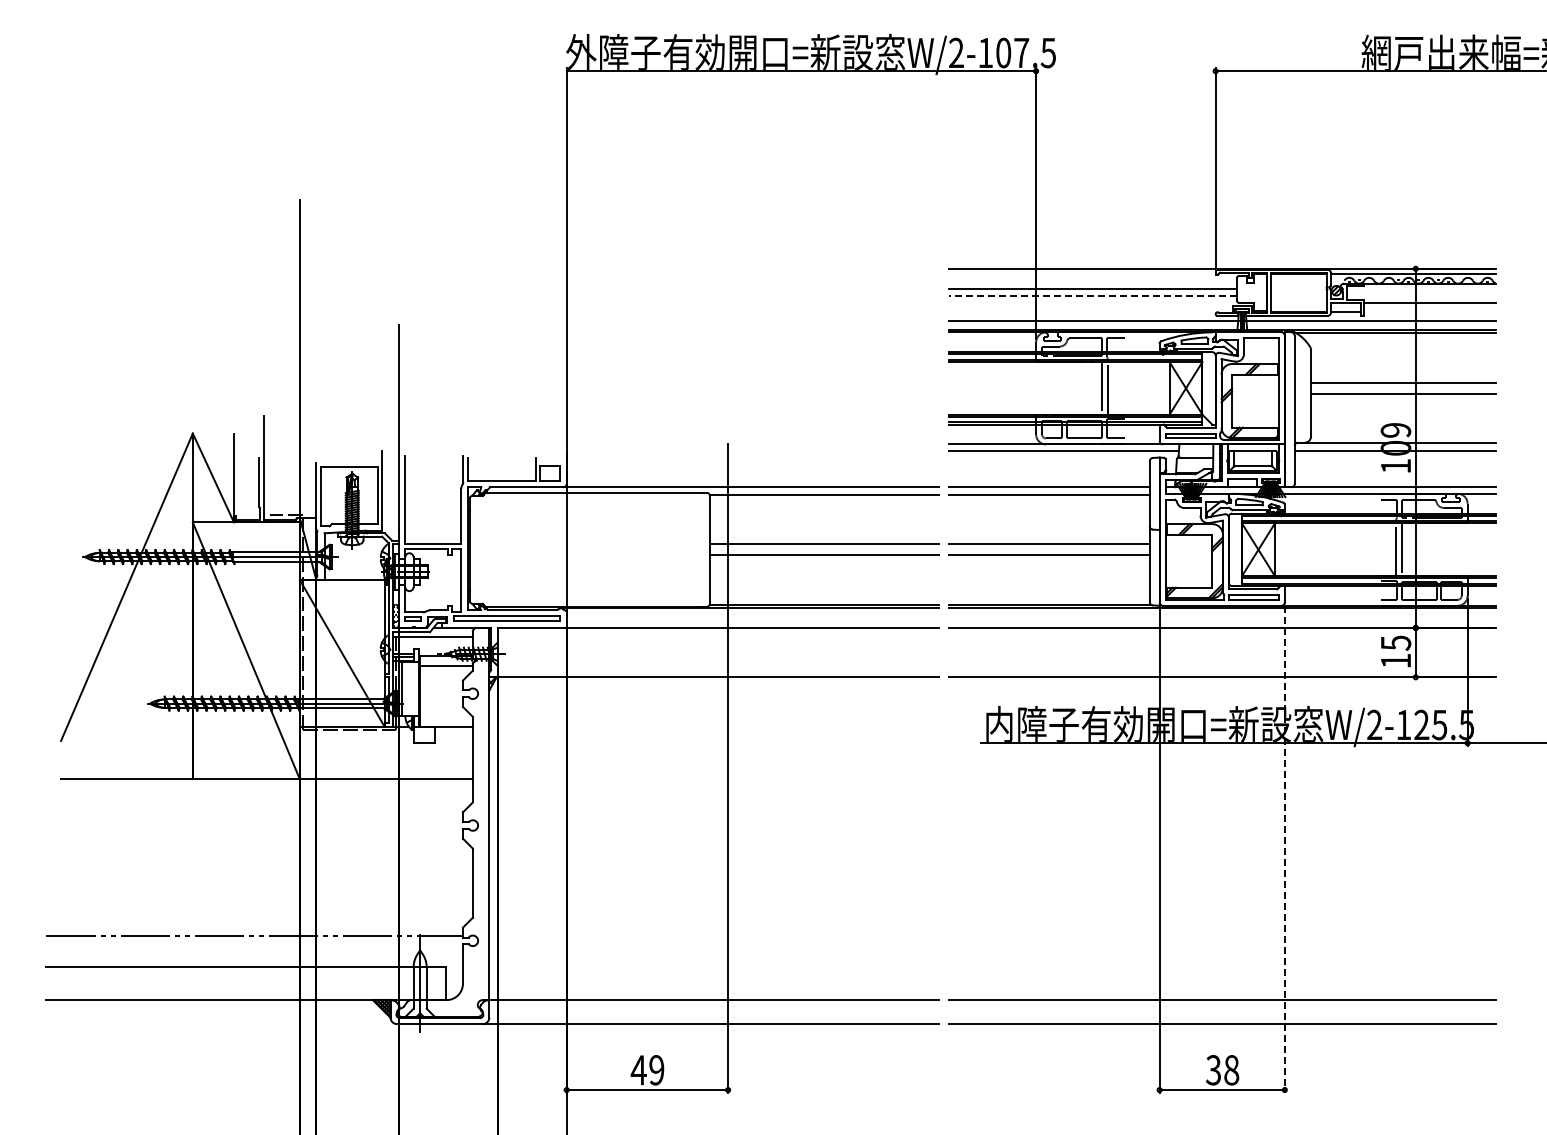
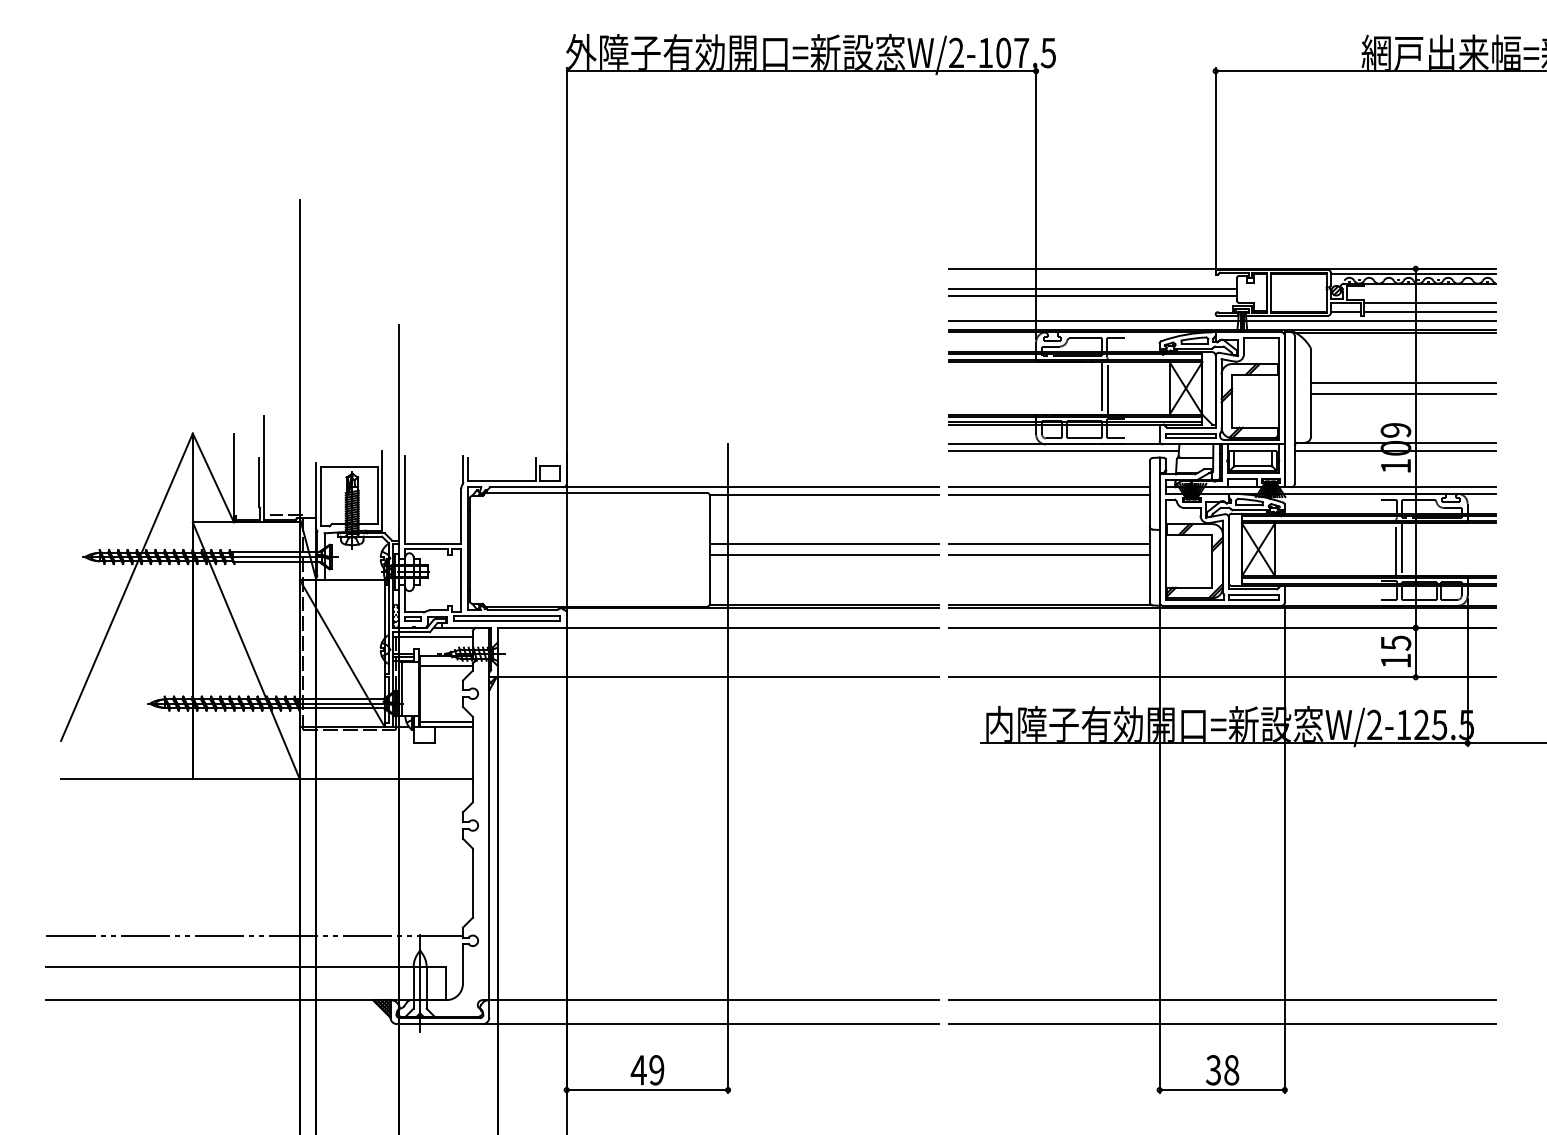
line: dashed -> solid (1092, 296)
line: none -> present (1429, 311)
line: none -> present (446, 721)
line: dashed -> solid (1284, 849)
